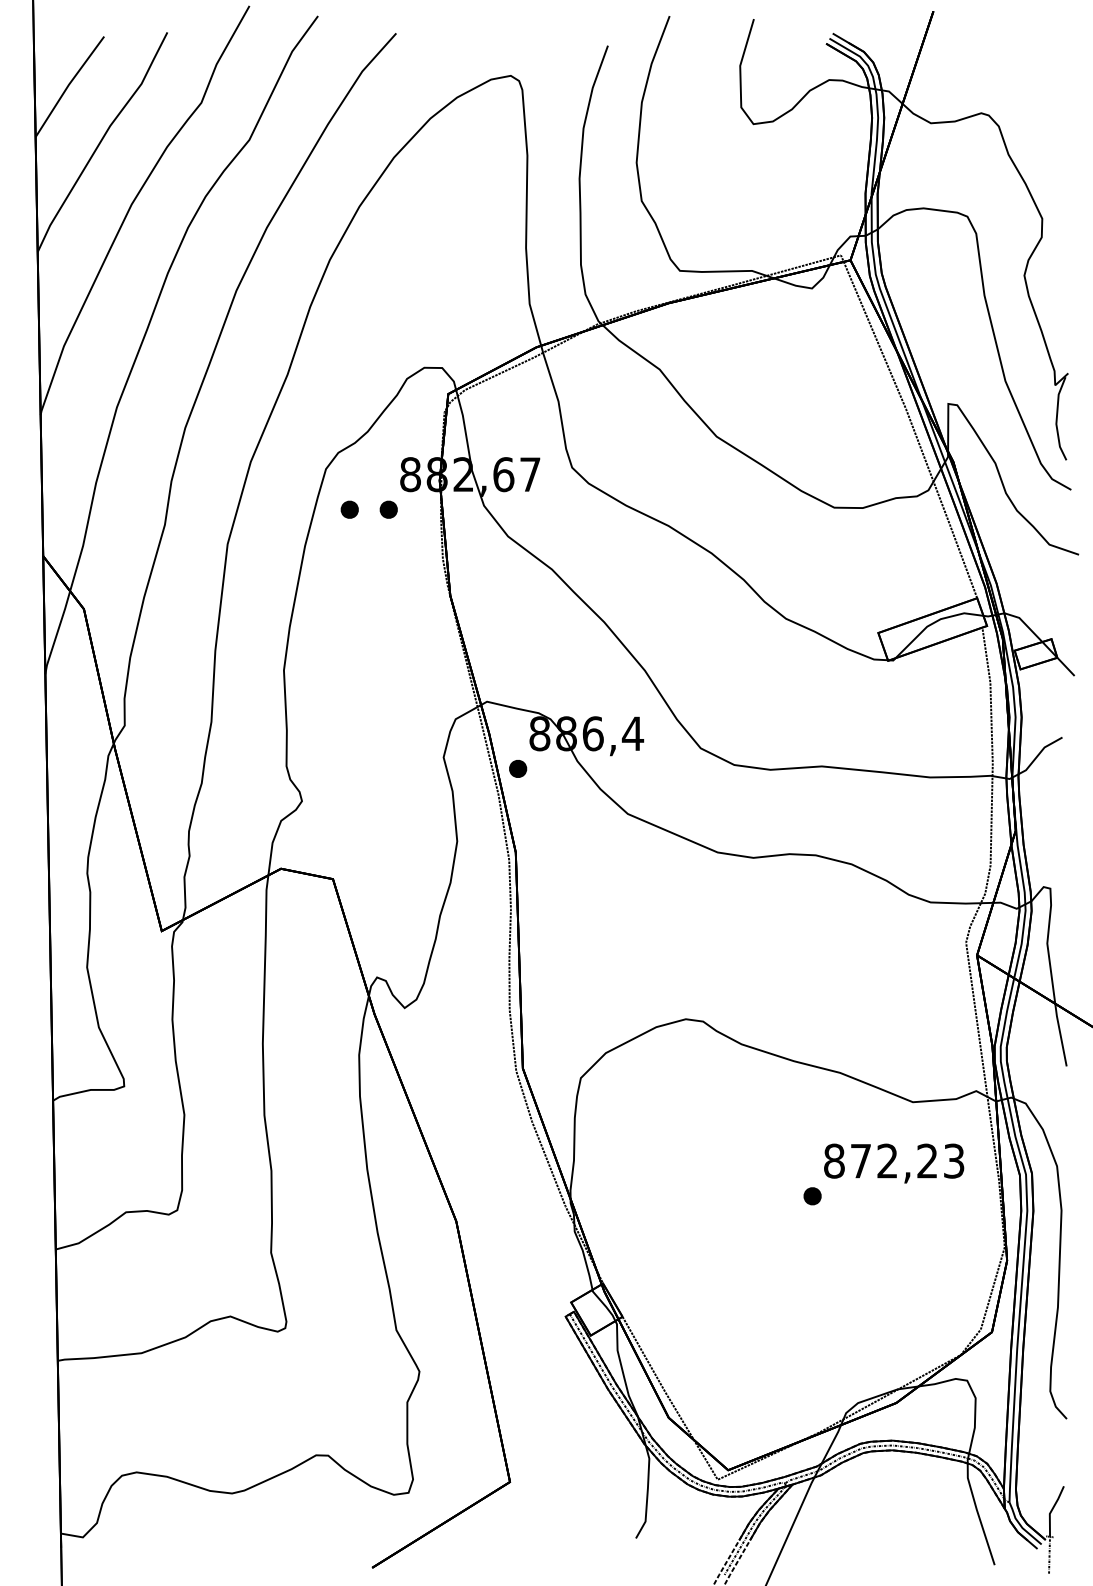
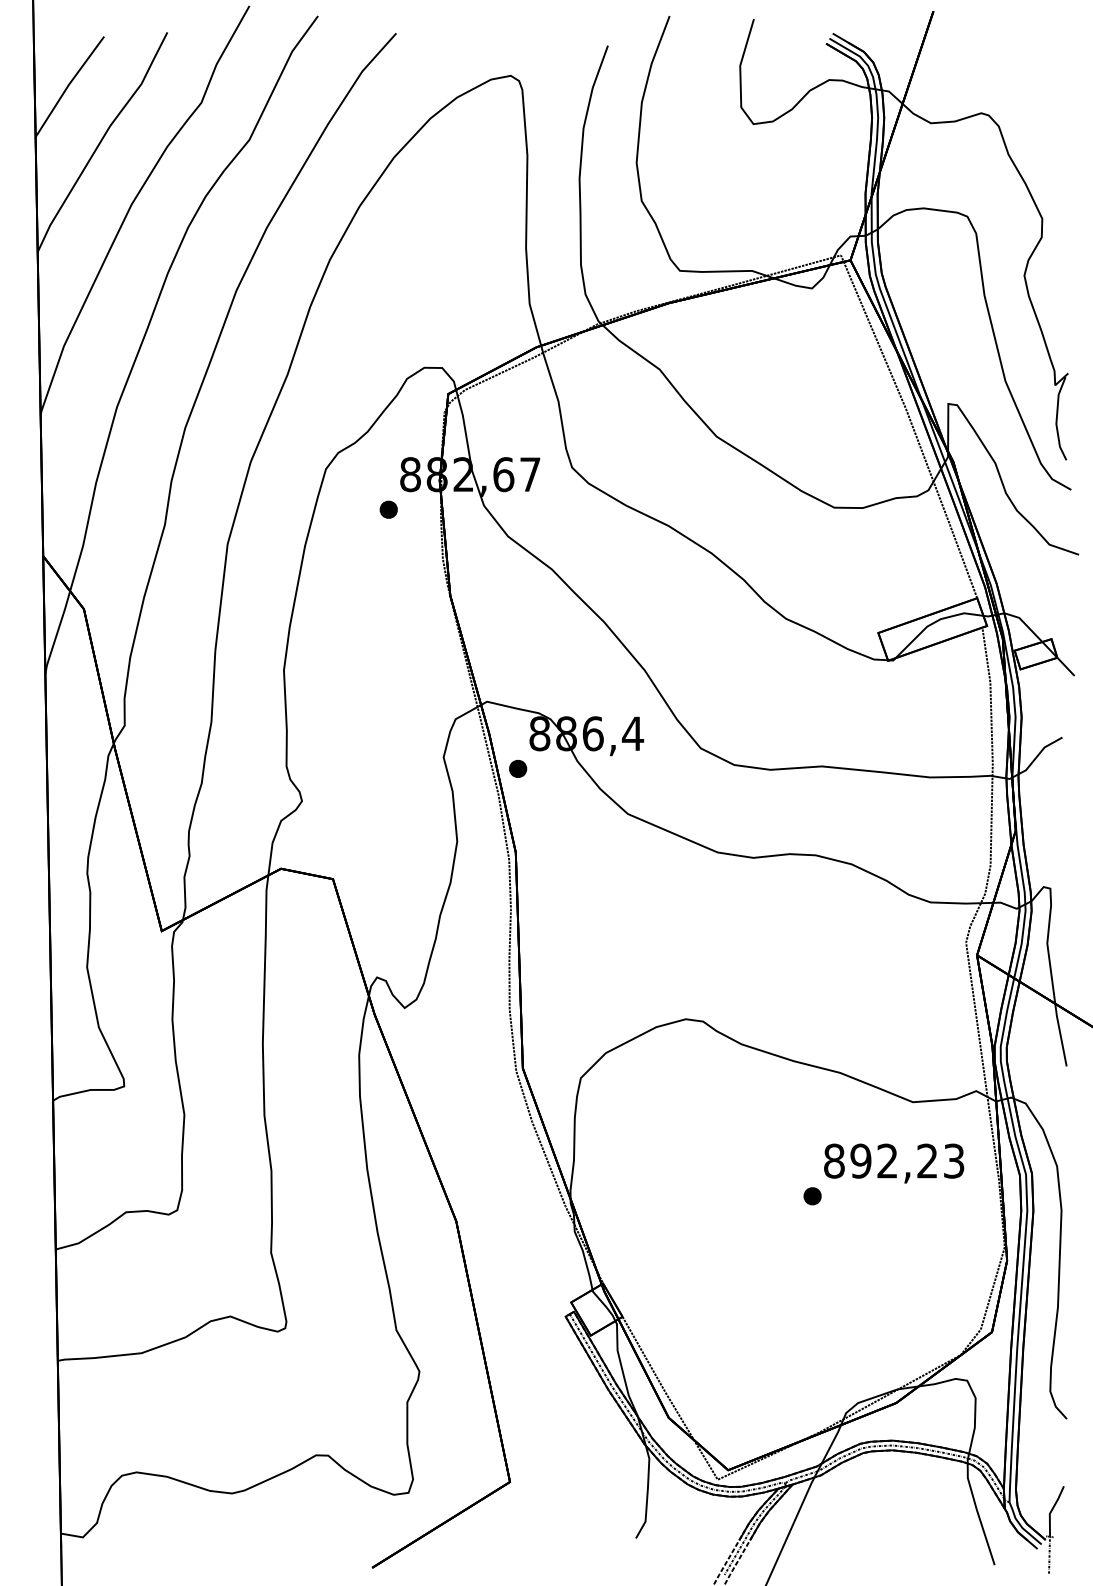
part: present -> none (349, 509)
text: 872,23 -> 892,23 (860, 1160)
